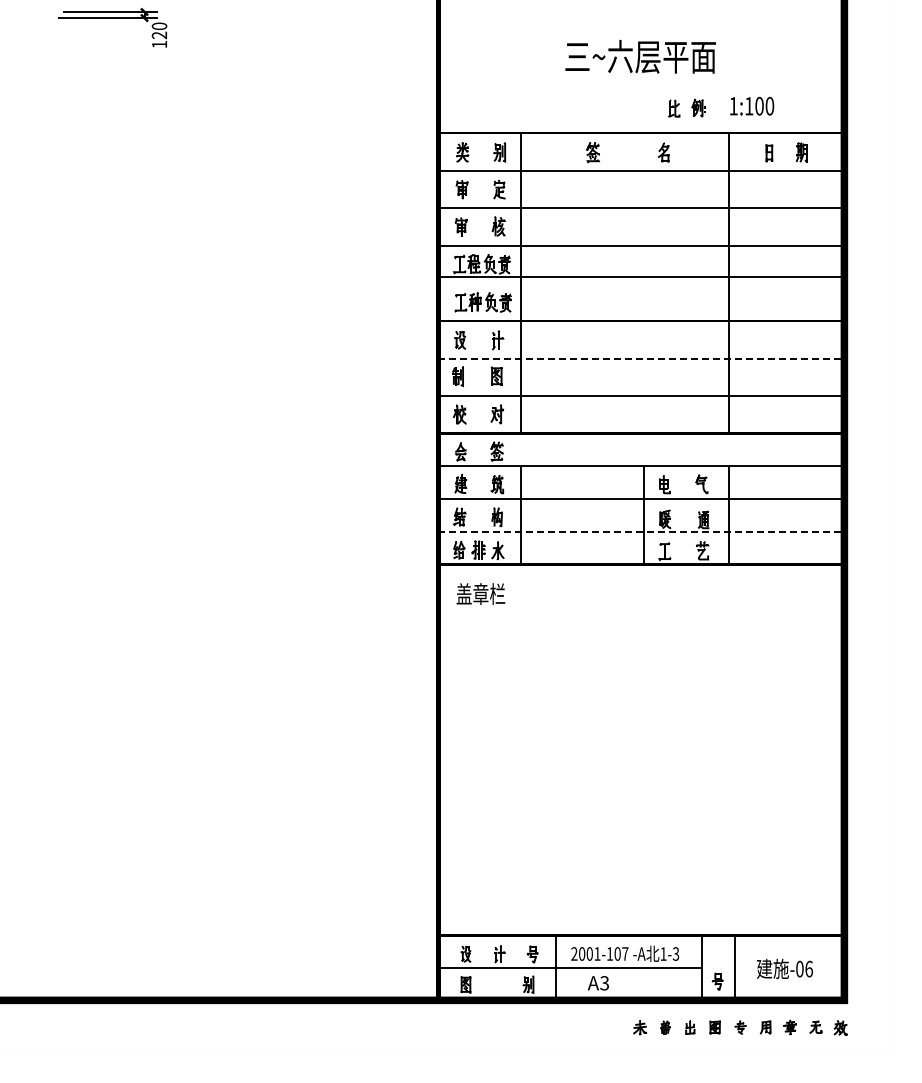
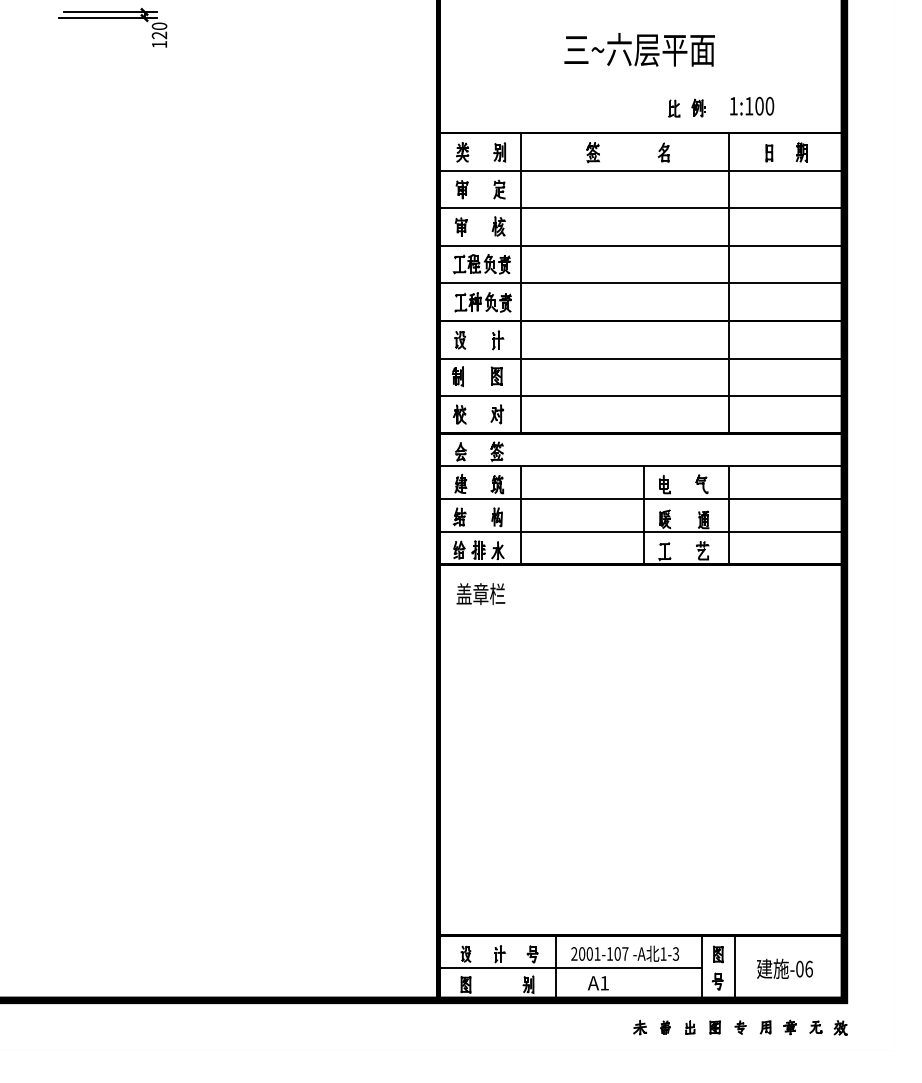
text position: (640, 56) -> (639, 49) (639, 49)
line position: (641, 277) -> (641, 283) (641, 283)
line: dashed -> solid (641, 358)
line: dashed -> solid (641, 531)
part: none -> present (717, 954)
text: A3 -> A1 (604, 983)
